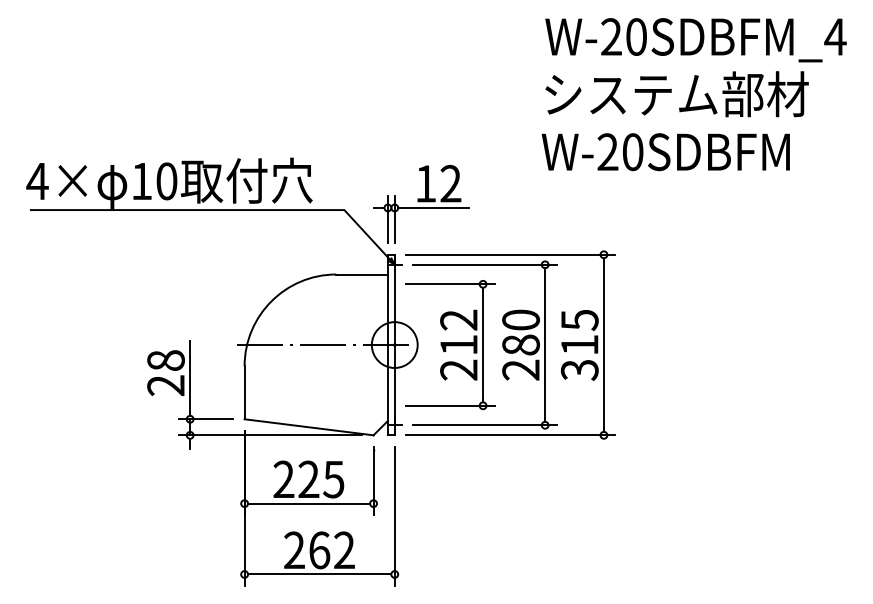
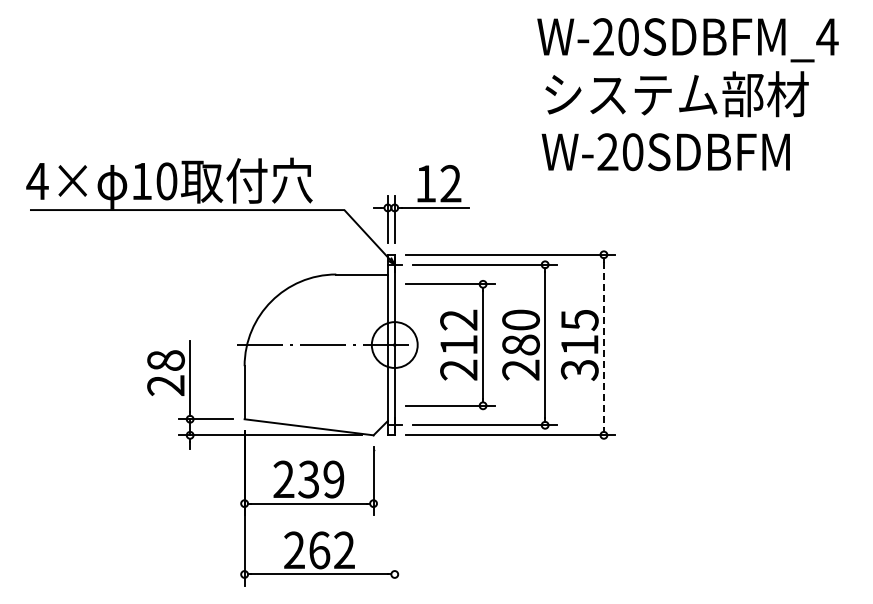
text position: (695, 40) -> (687, 40) (687, 40)
line: solid -> dashed (603, 345)
text: 225 -> 239 (321, 479)
line: present -> none (394, 515)
